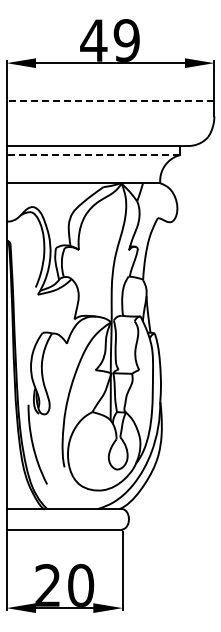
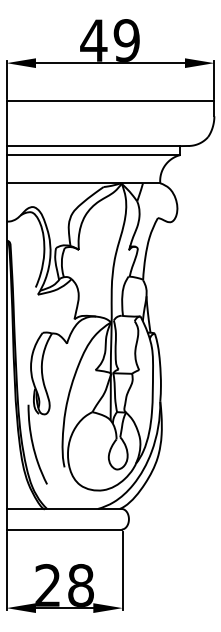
line: dashed -> solid (110, 101)
line: dashed -> solid (93, 155)
text: 20 -> 28 (81, 585)
